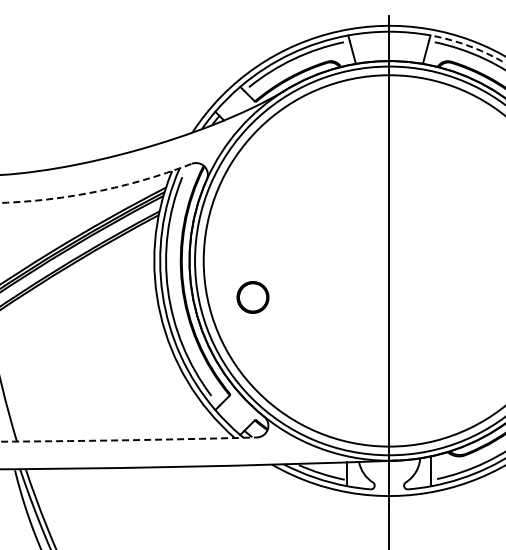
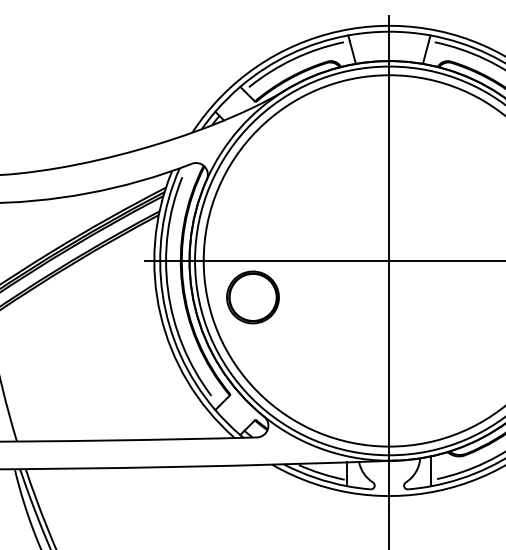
arc: dashed -> solid (469, 46)
arc: dashed -> solid (98, 191)
line: none -> present (323, 260)
part size: 34x33 px -> 54x55 px (252, 297)
arc: dashed -> solid (128, 440)
